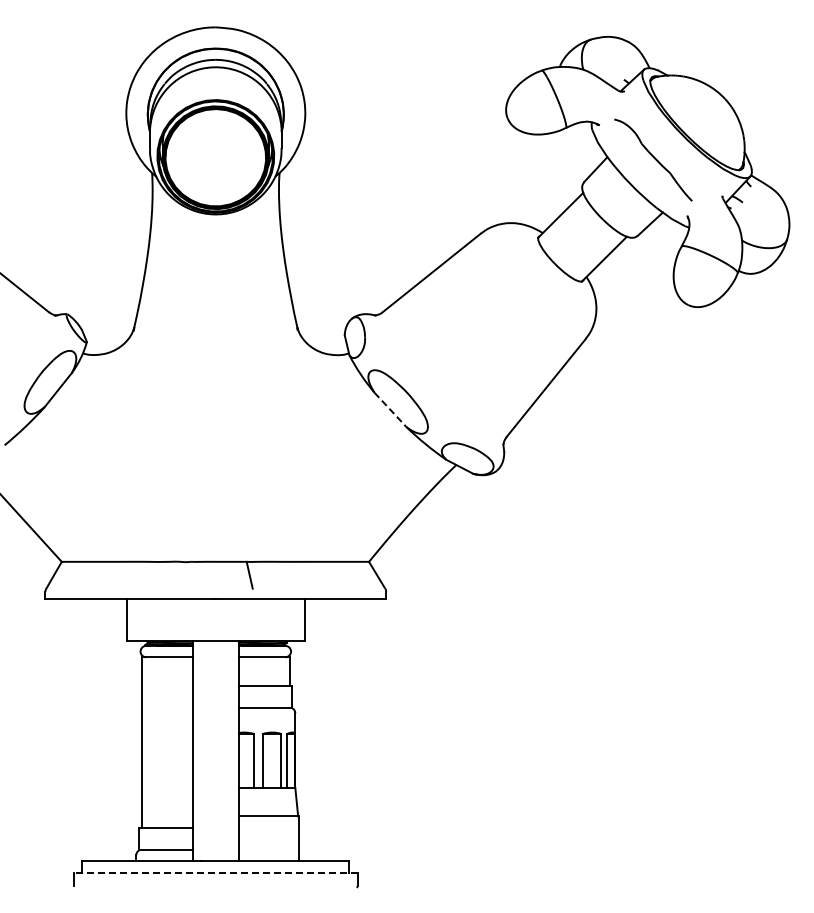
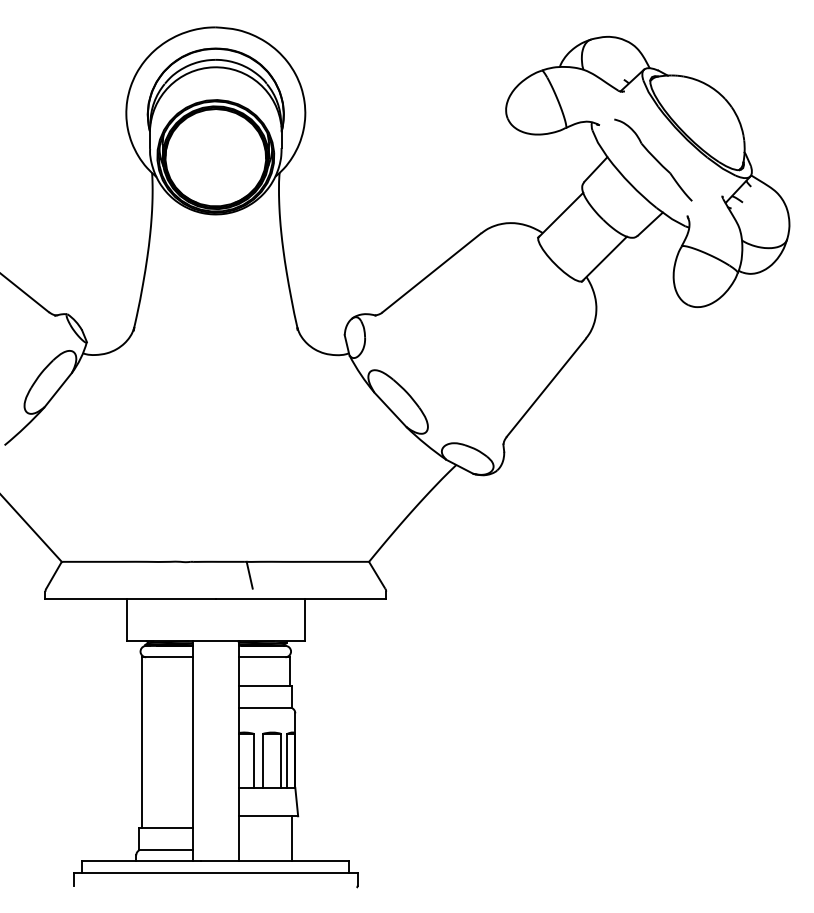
line: dashed -> solid (390, 410)
line position: (299, 838) -> (292, 838) (292, 838)
line: dashed -> solid (215, 872)
